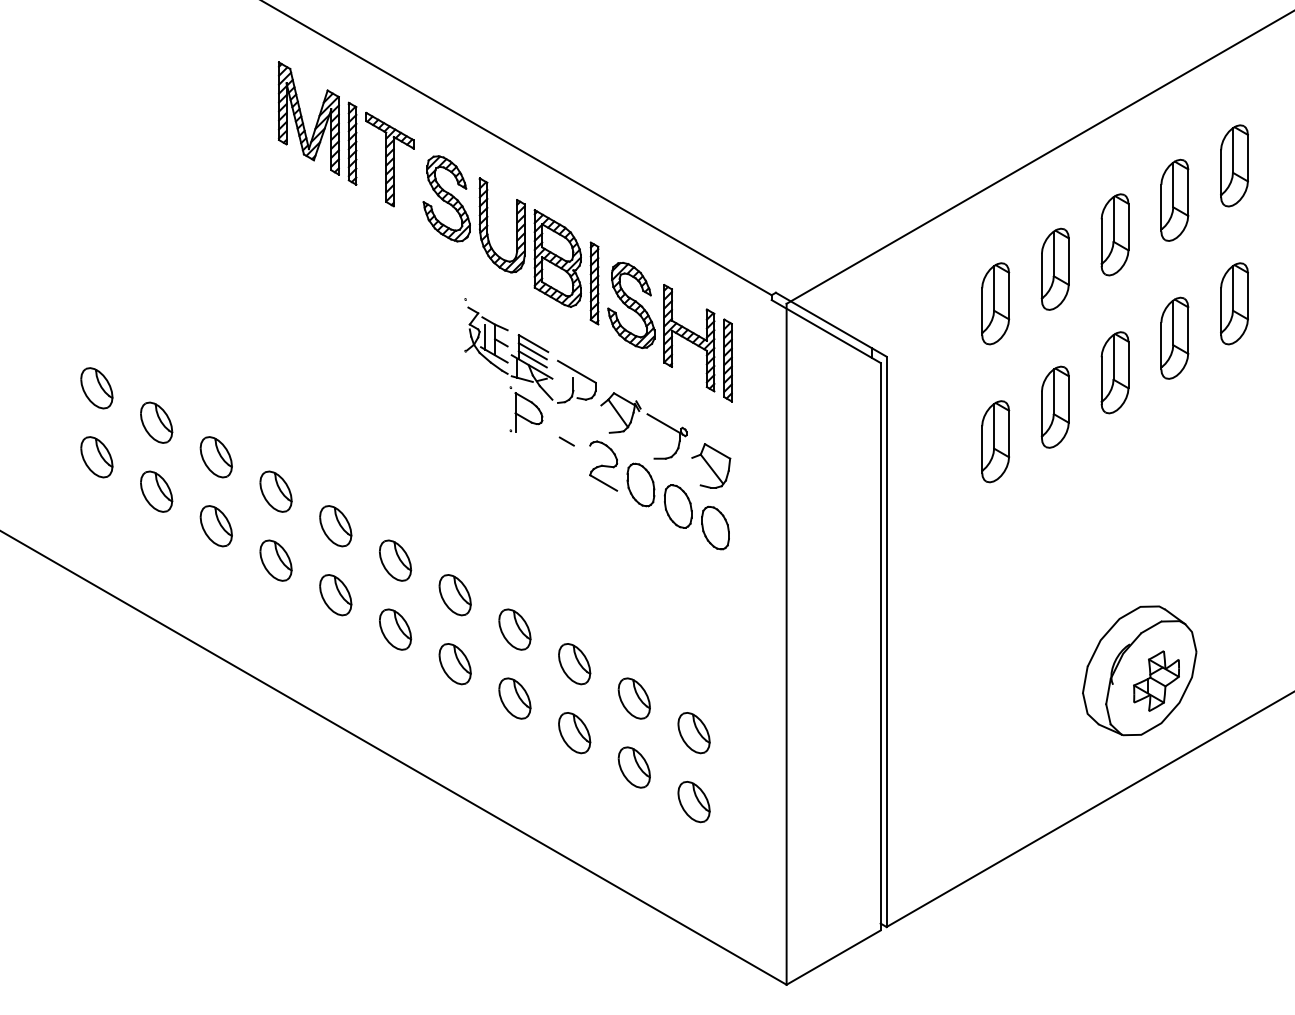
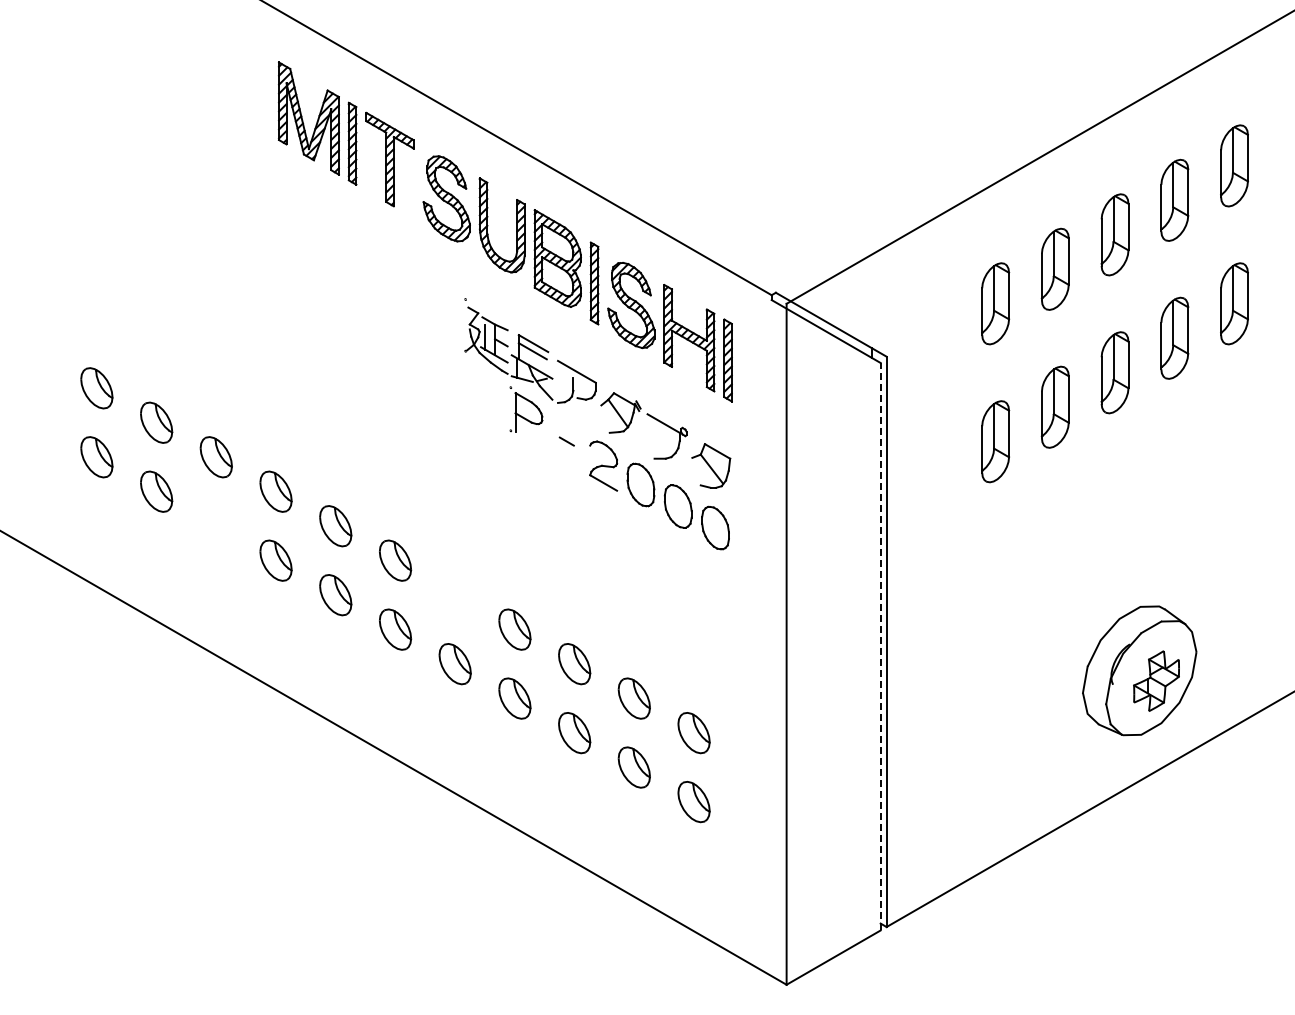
line: present -> none (532, 359)
part: present -> none (215, 526)
part: present -> none (454, 595)
line: solid -> dashed (880, 646)
